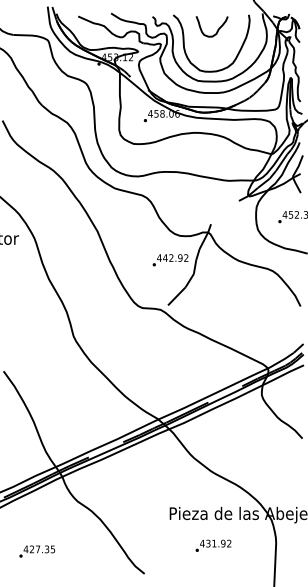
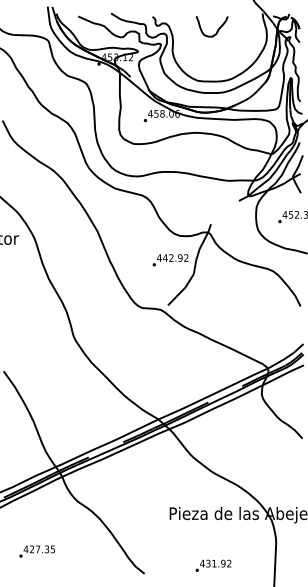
curve: present -> none (185, 48)
text position: (213, 545) -> (213, 565) (213, 565)
